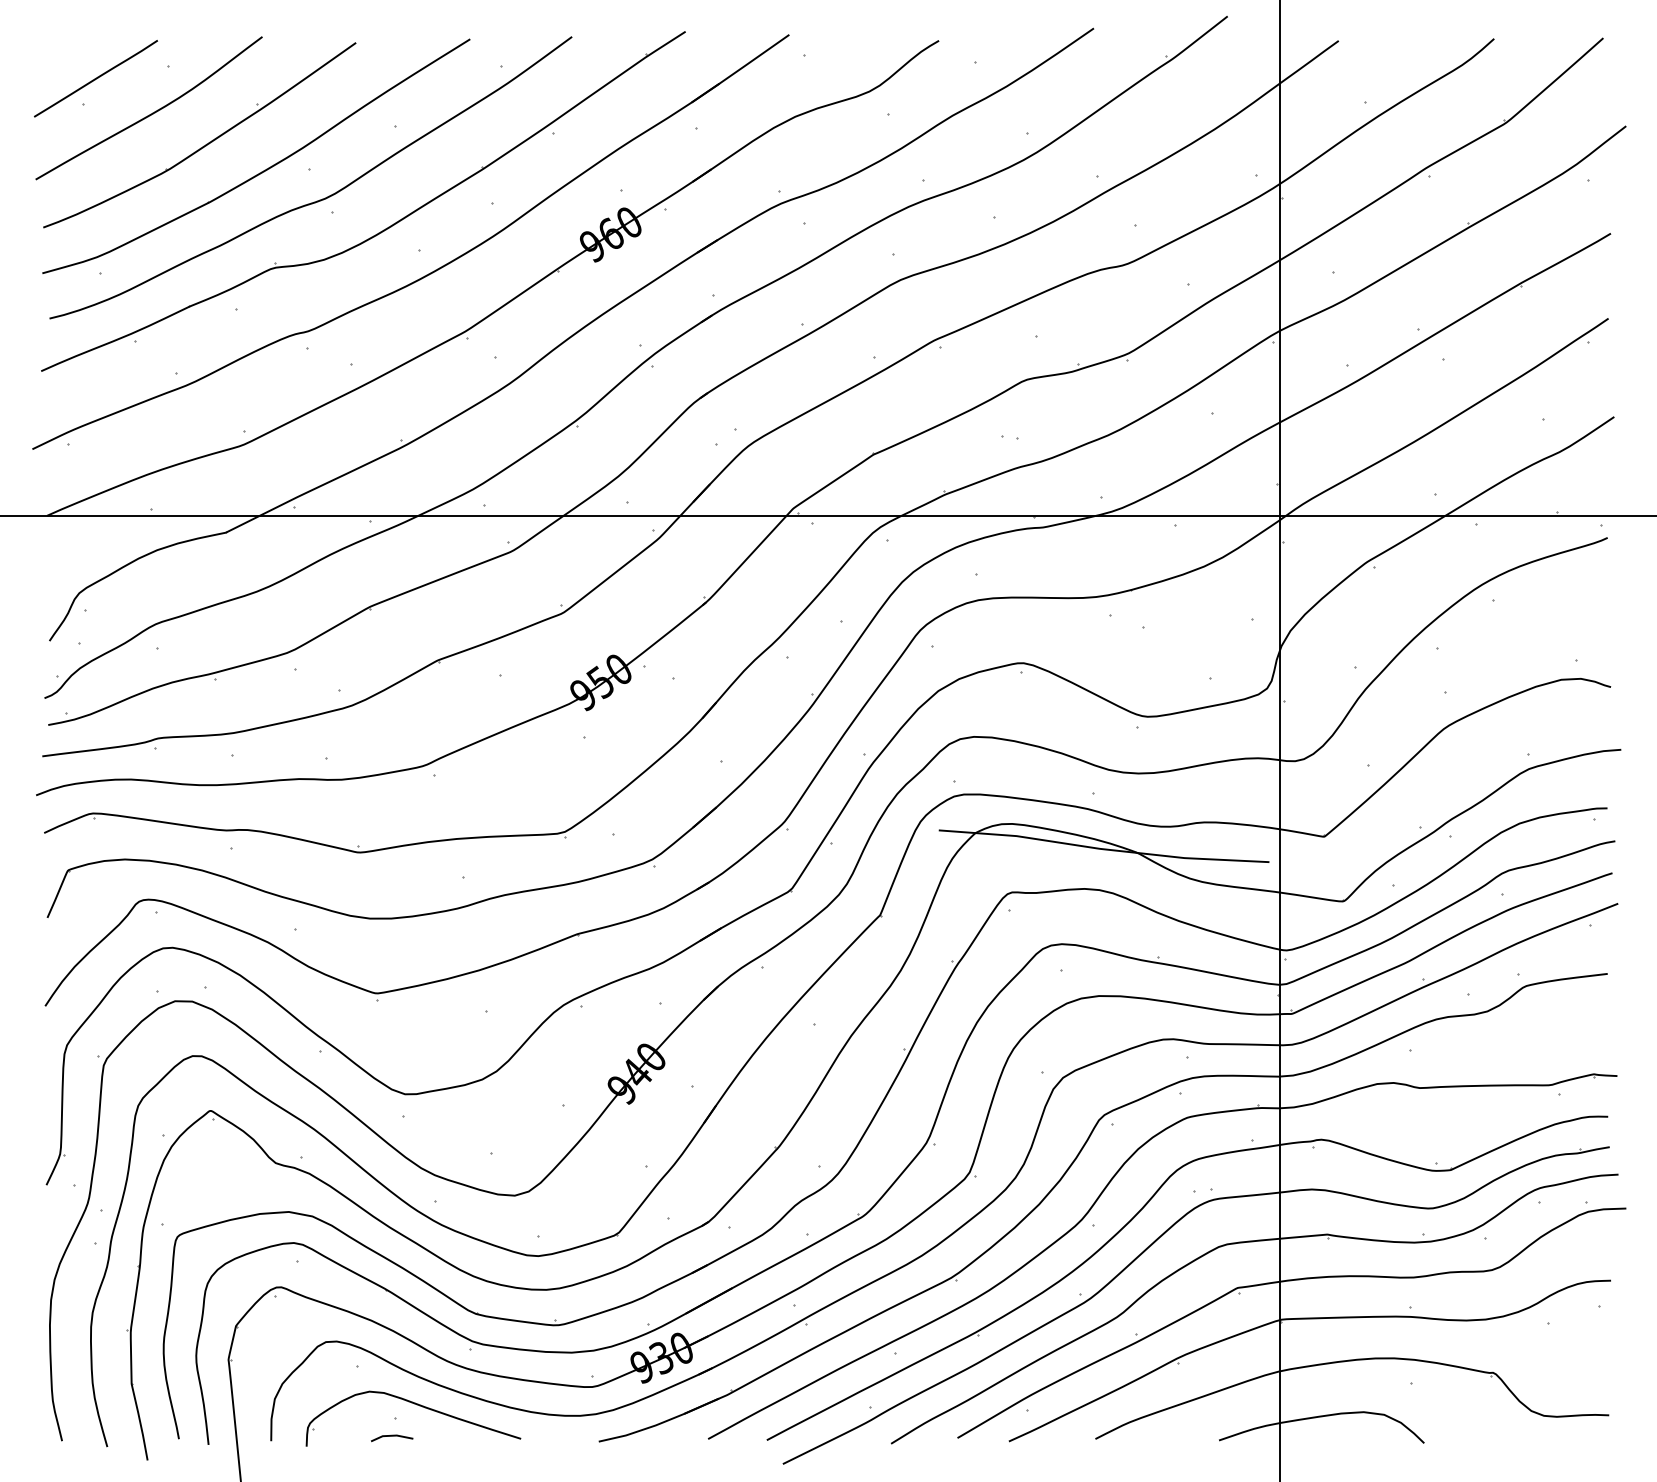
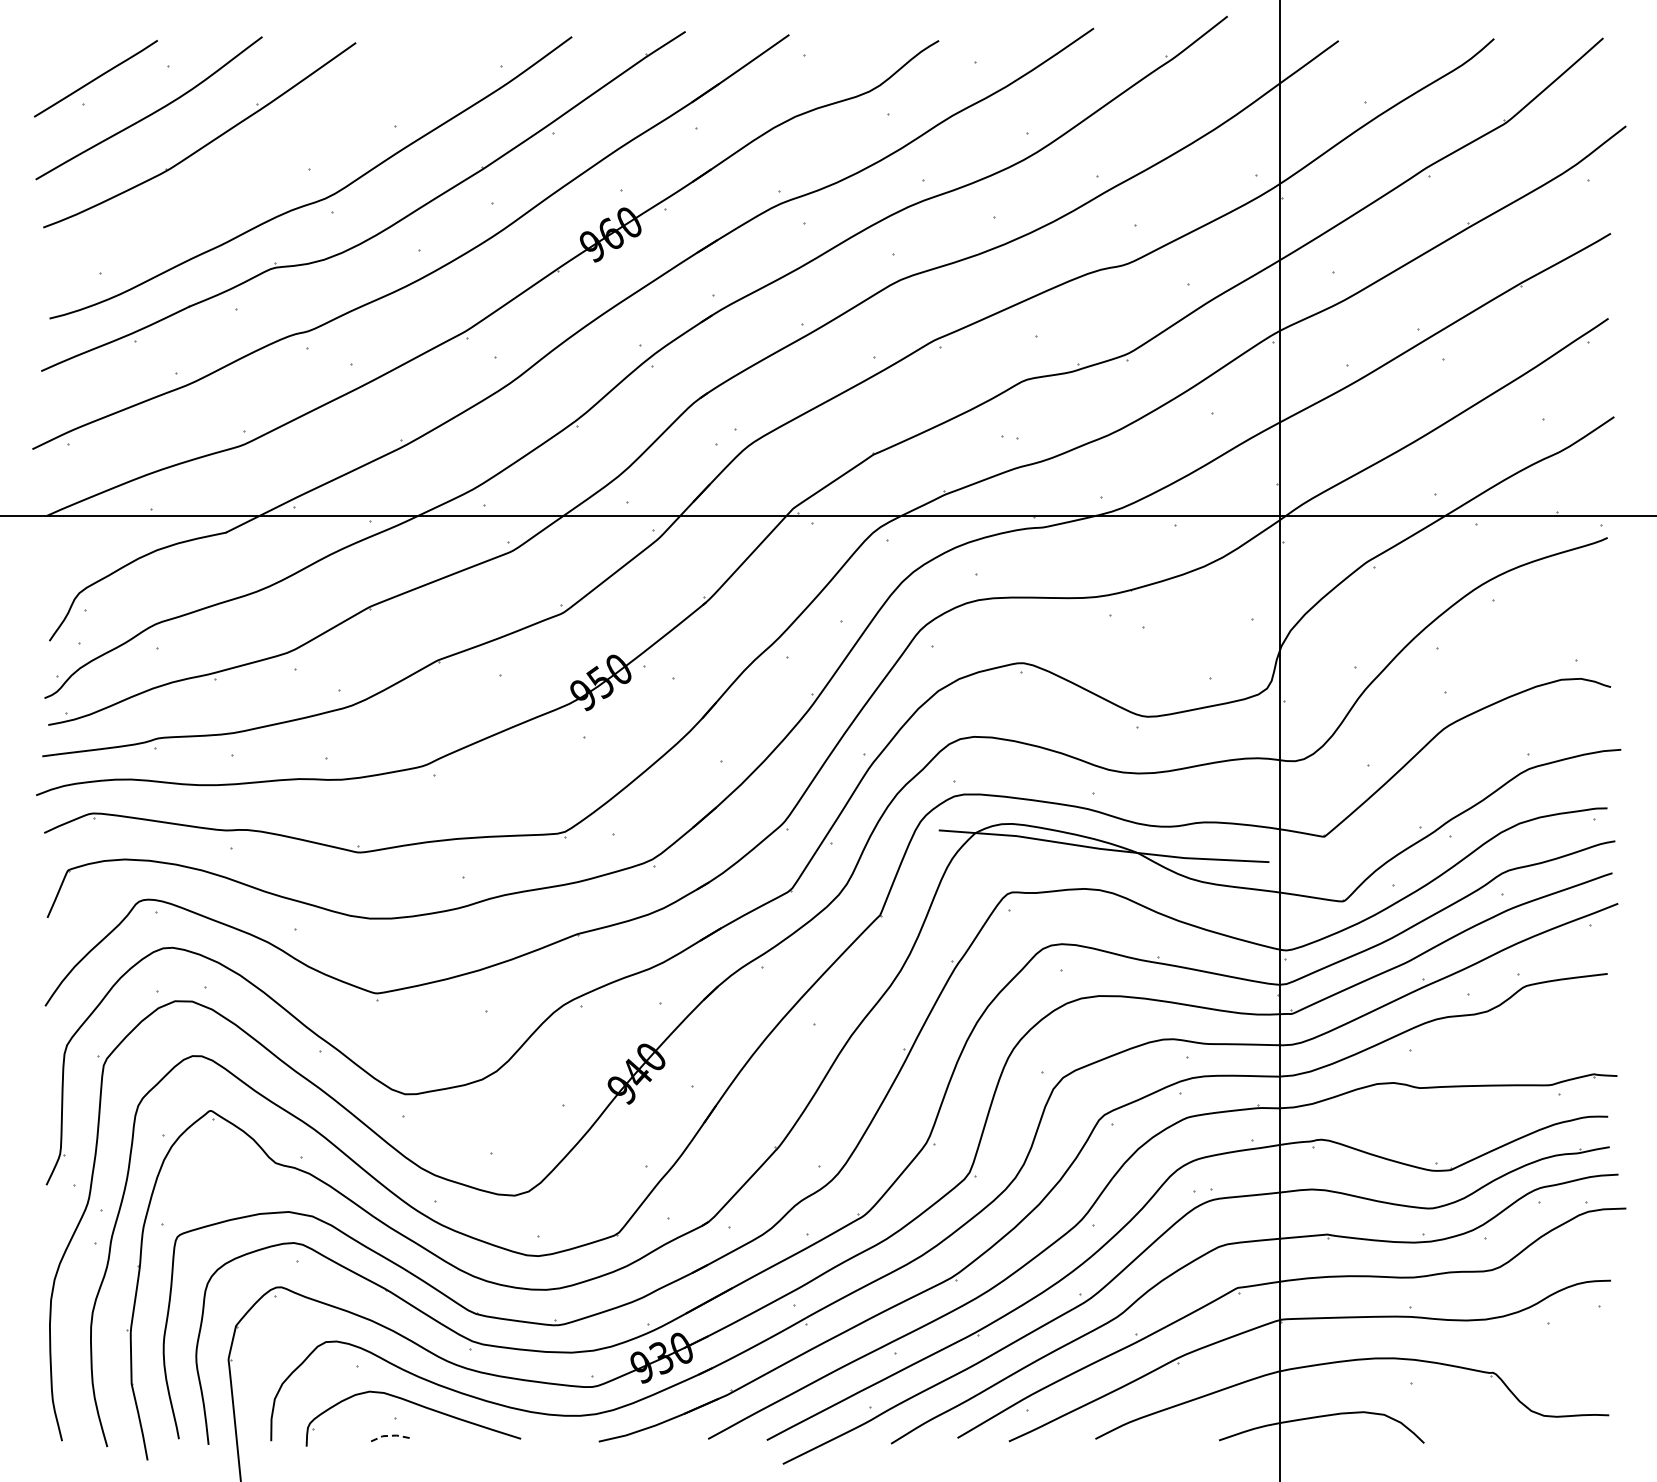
part: present -> none (266, 168)
line: solid -> dashed (392, 1435)
